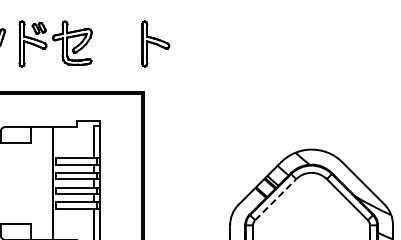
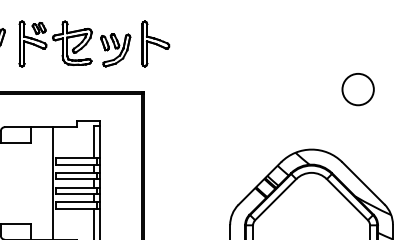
part: none -> present (115, 50)
circle: none -> present (357, 89)
line: dashed -> solid (276, 199)
